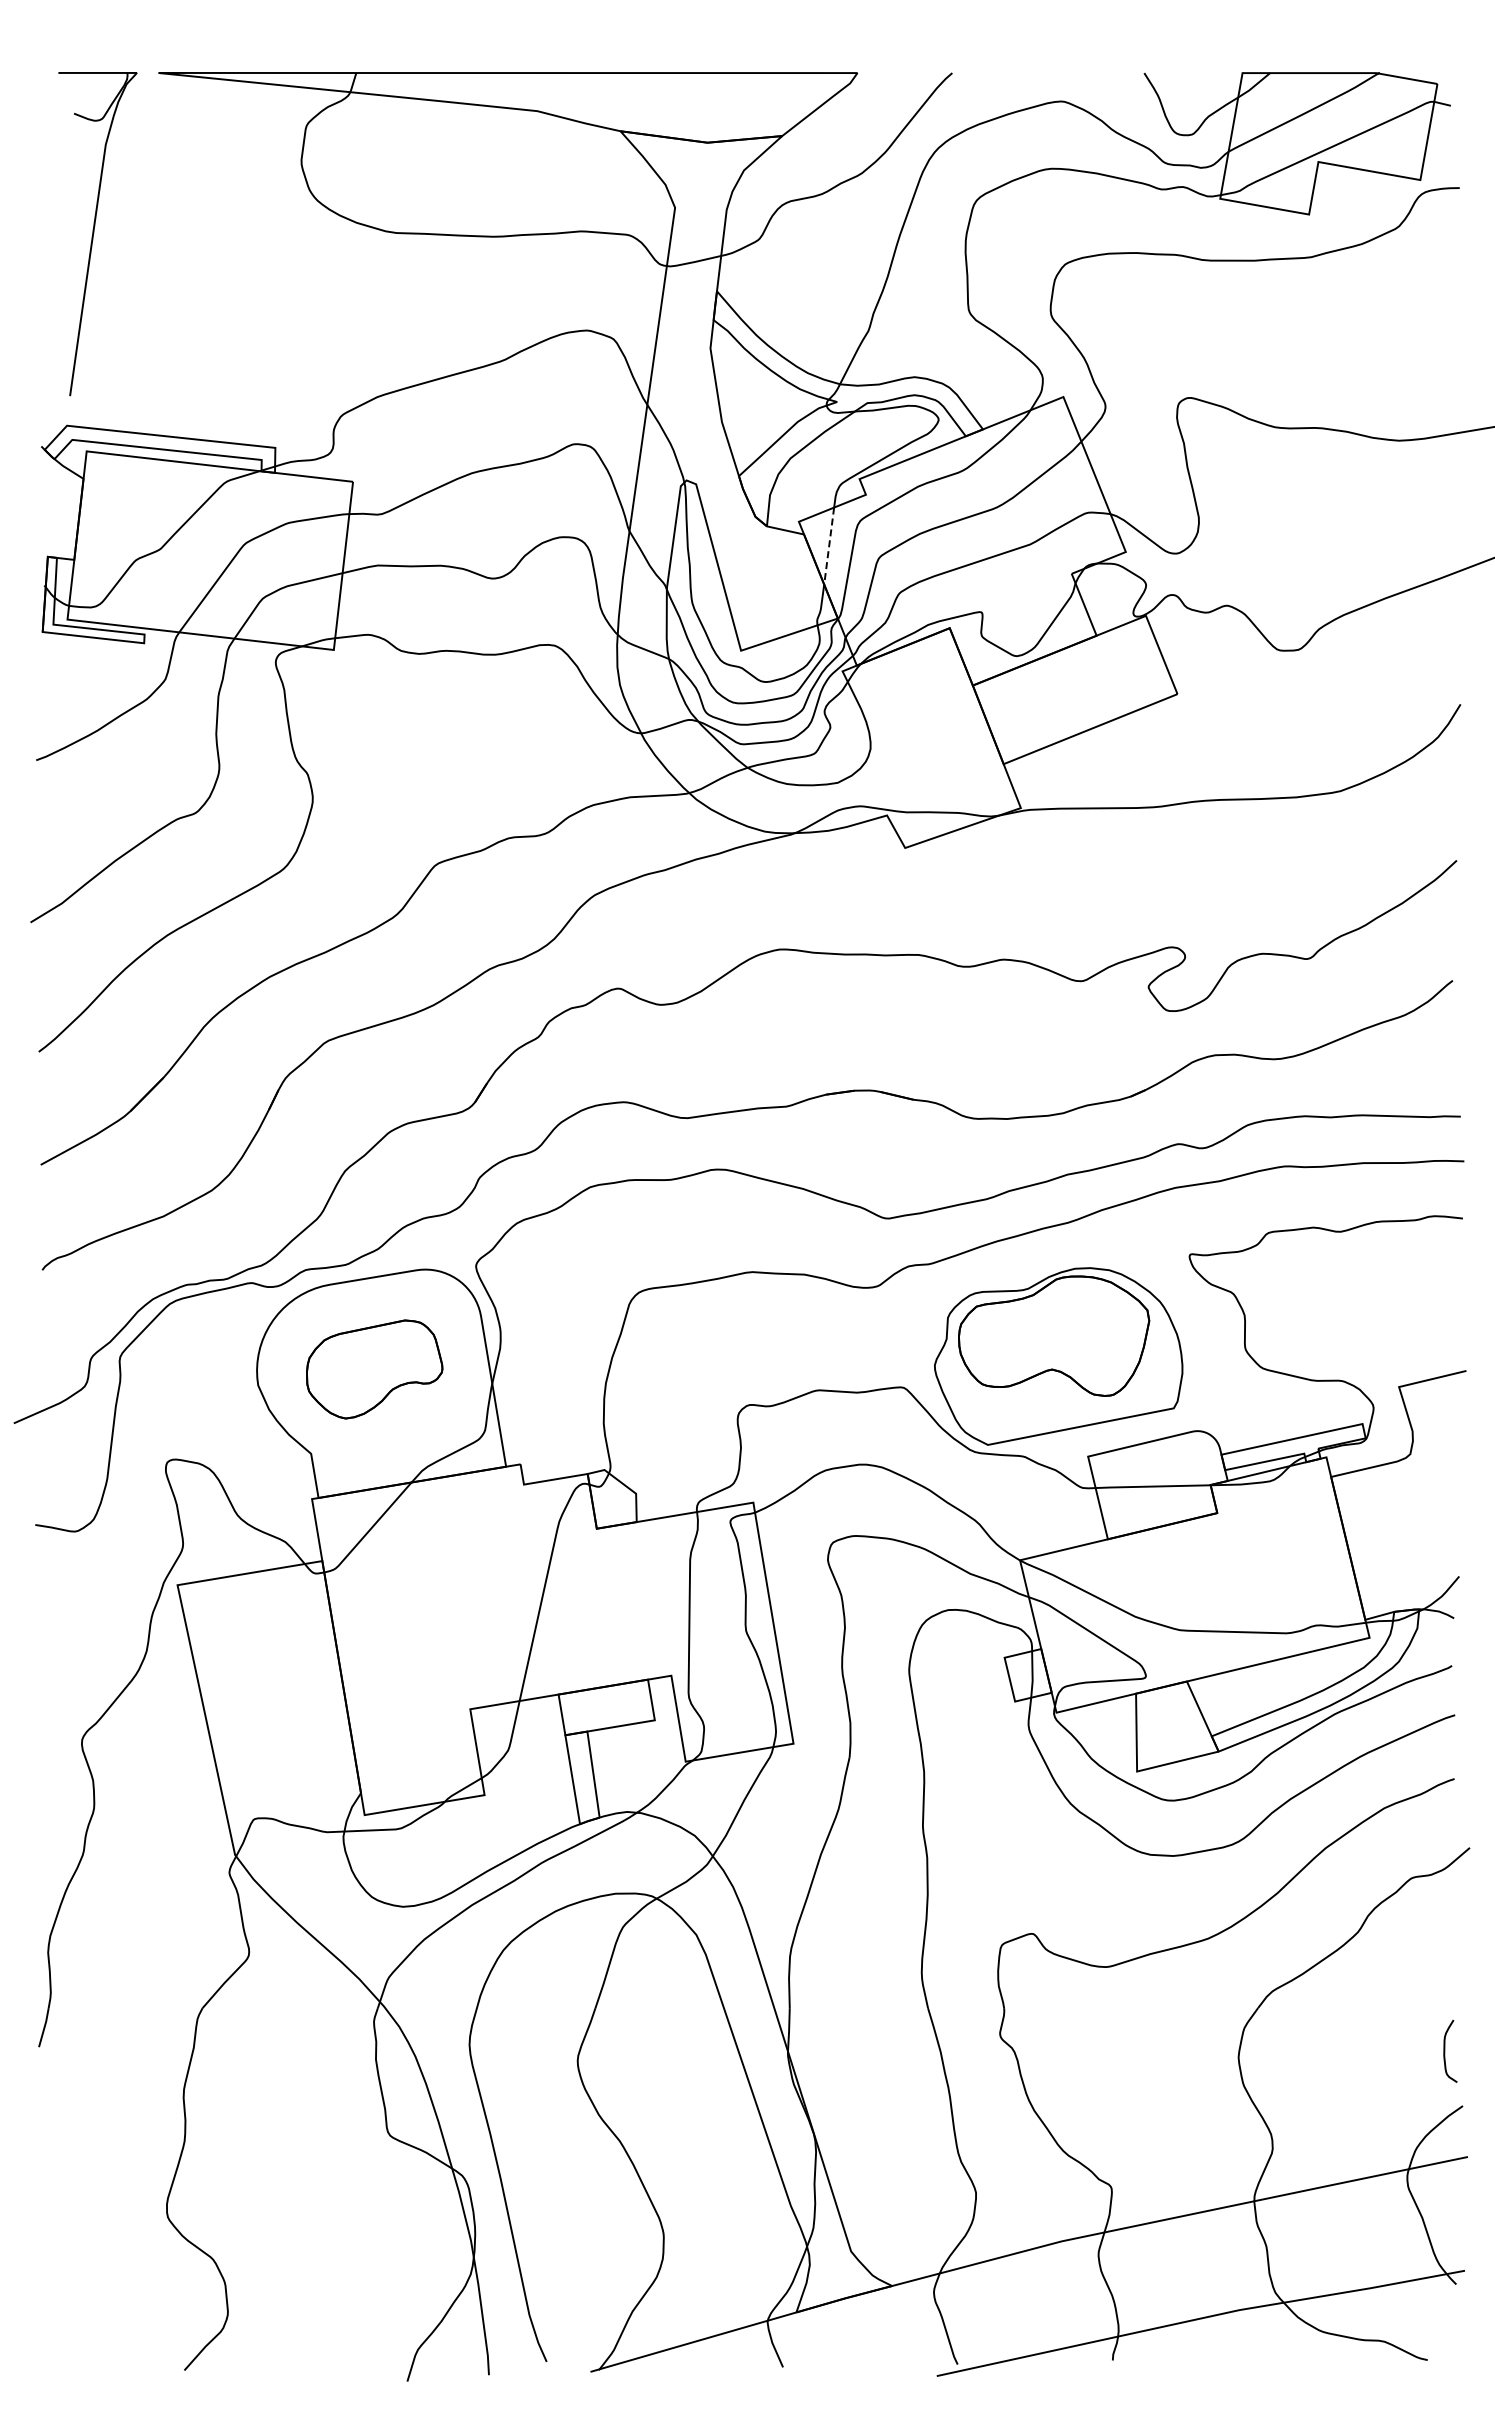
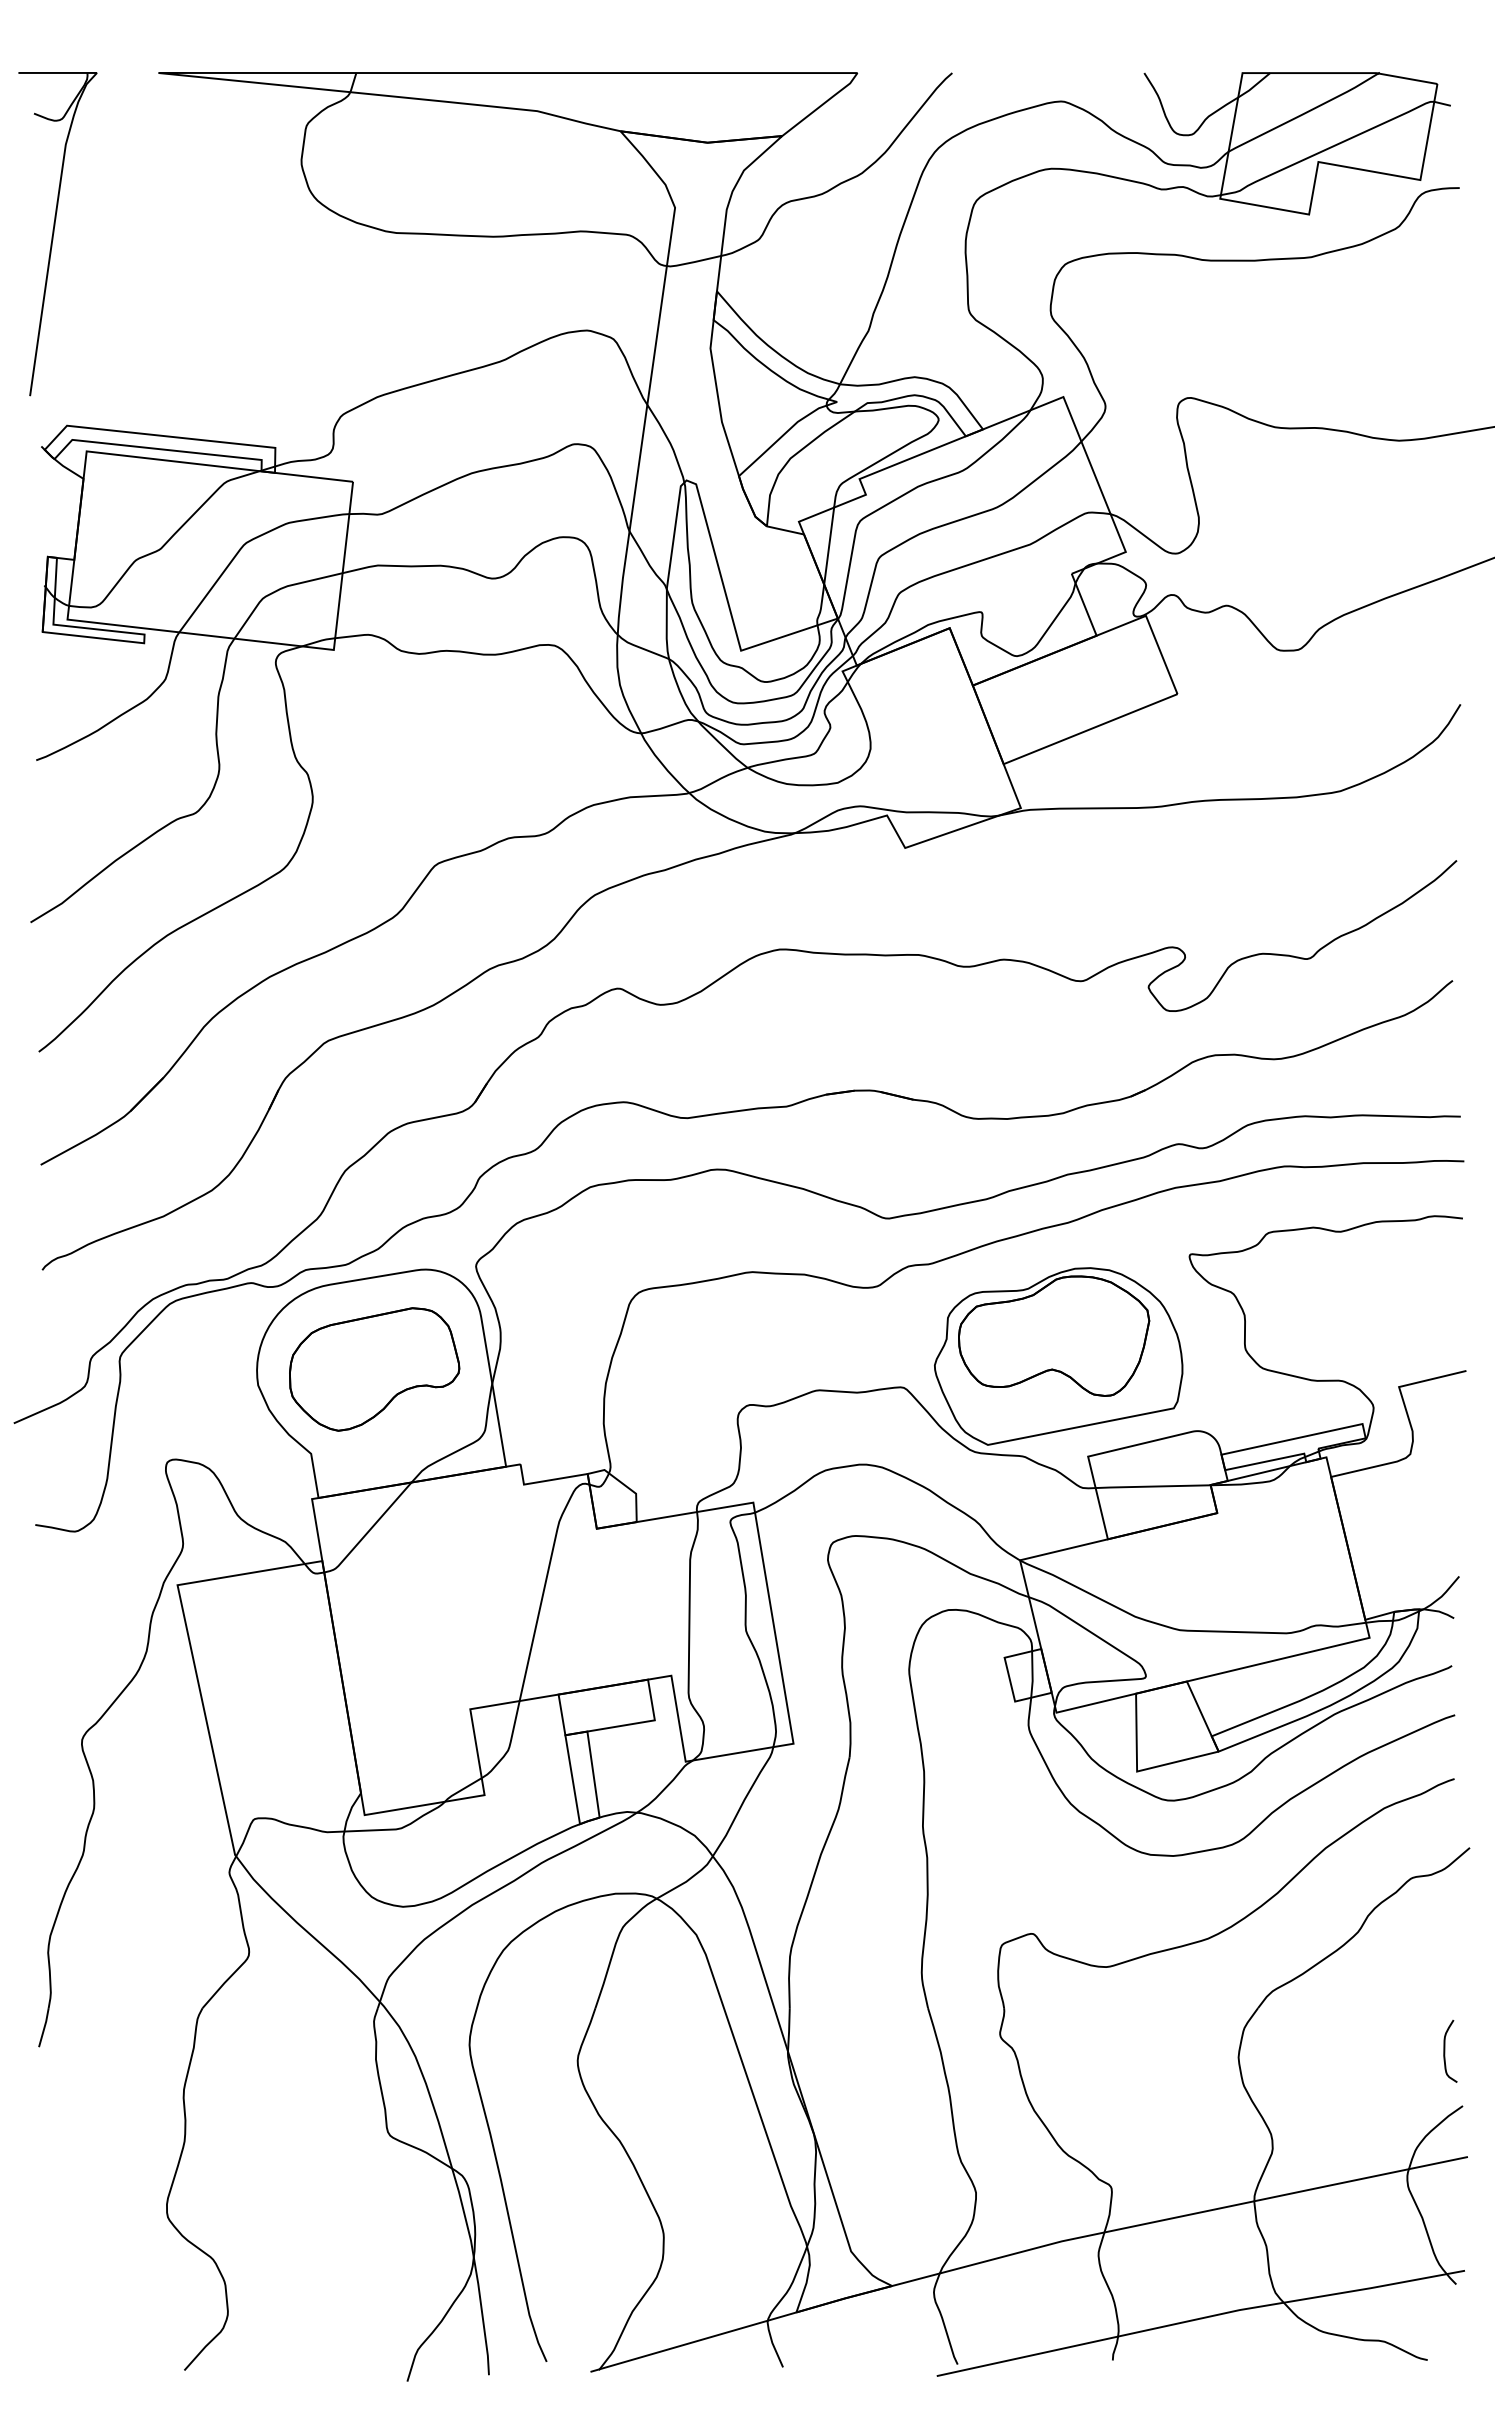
part position: (97, 234) -> (57, 234) (57, 234)
line: dashed -> solid (829, 546)
part size: 138x101 px -> 172x125 px (374, 1369)
